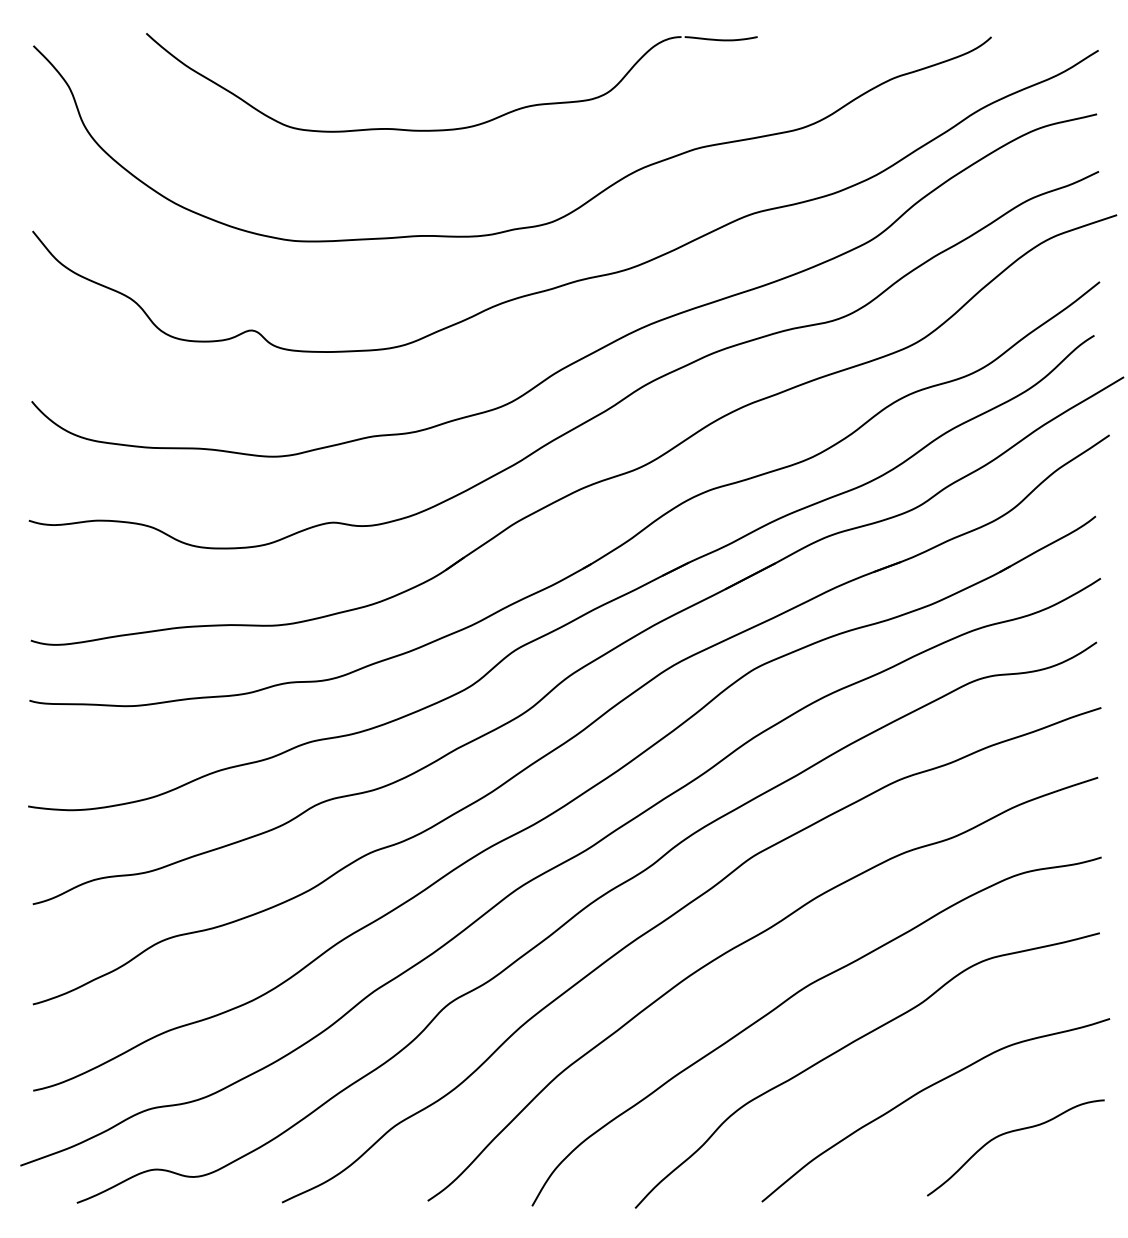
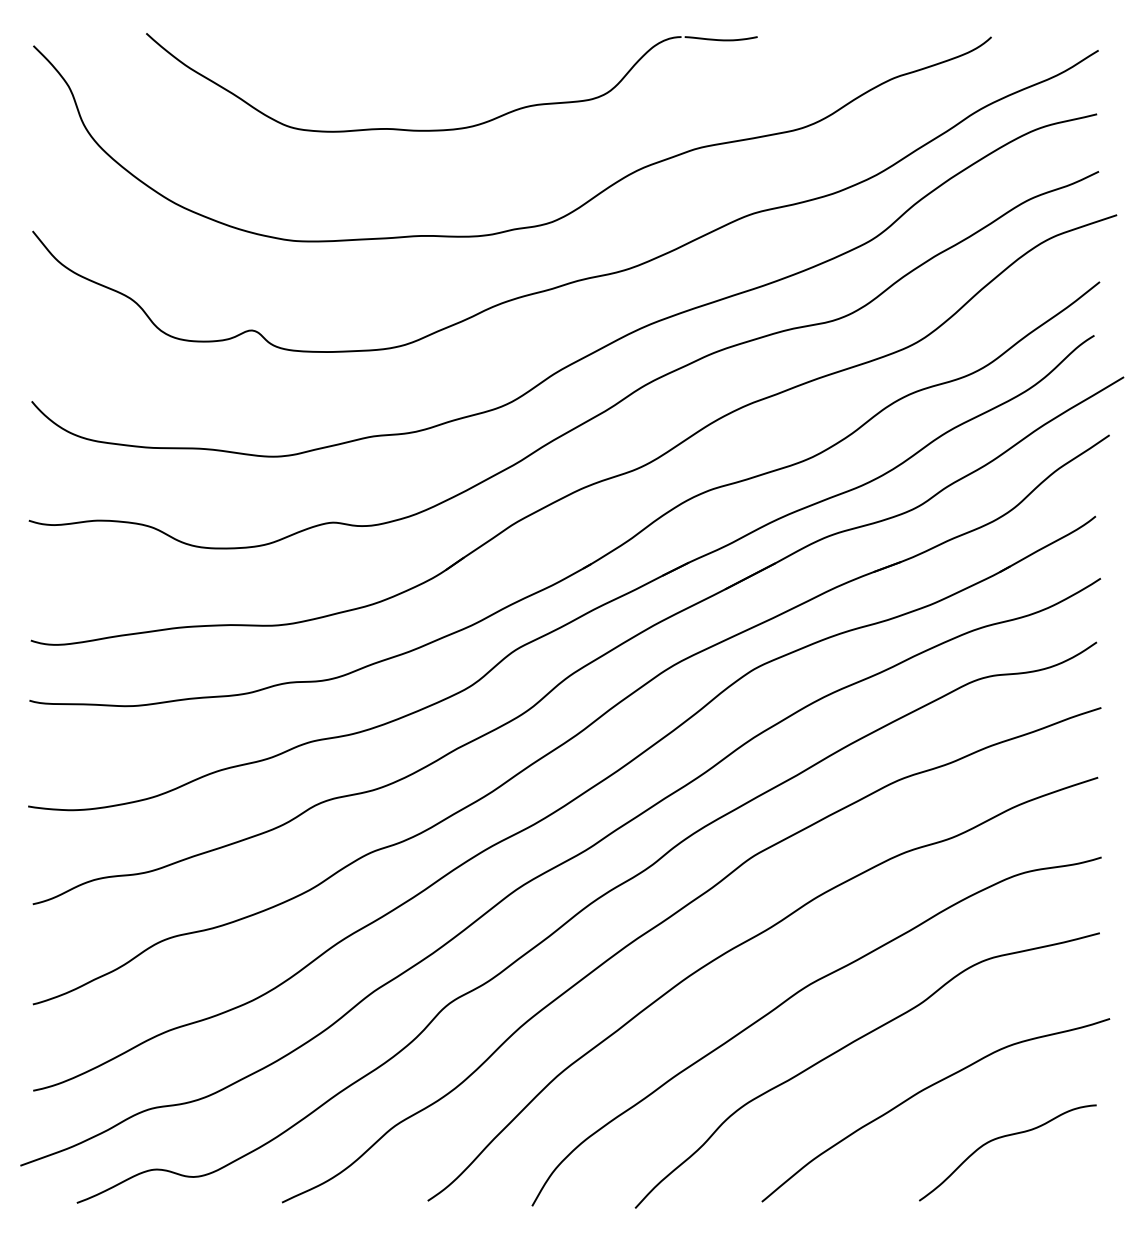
curve position: (1012, 1132) -> (1004, 1137) (1004, 1137)
